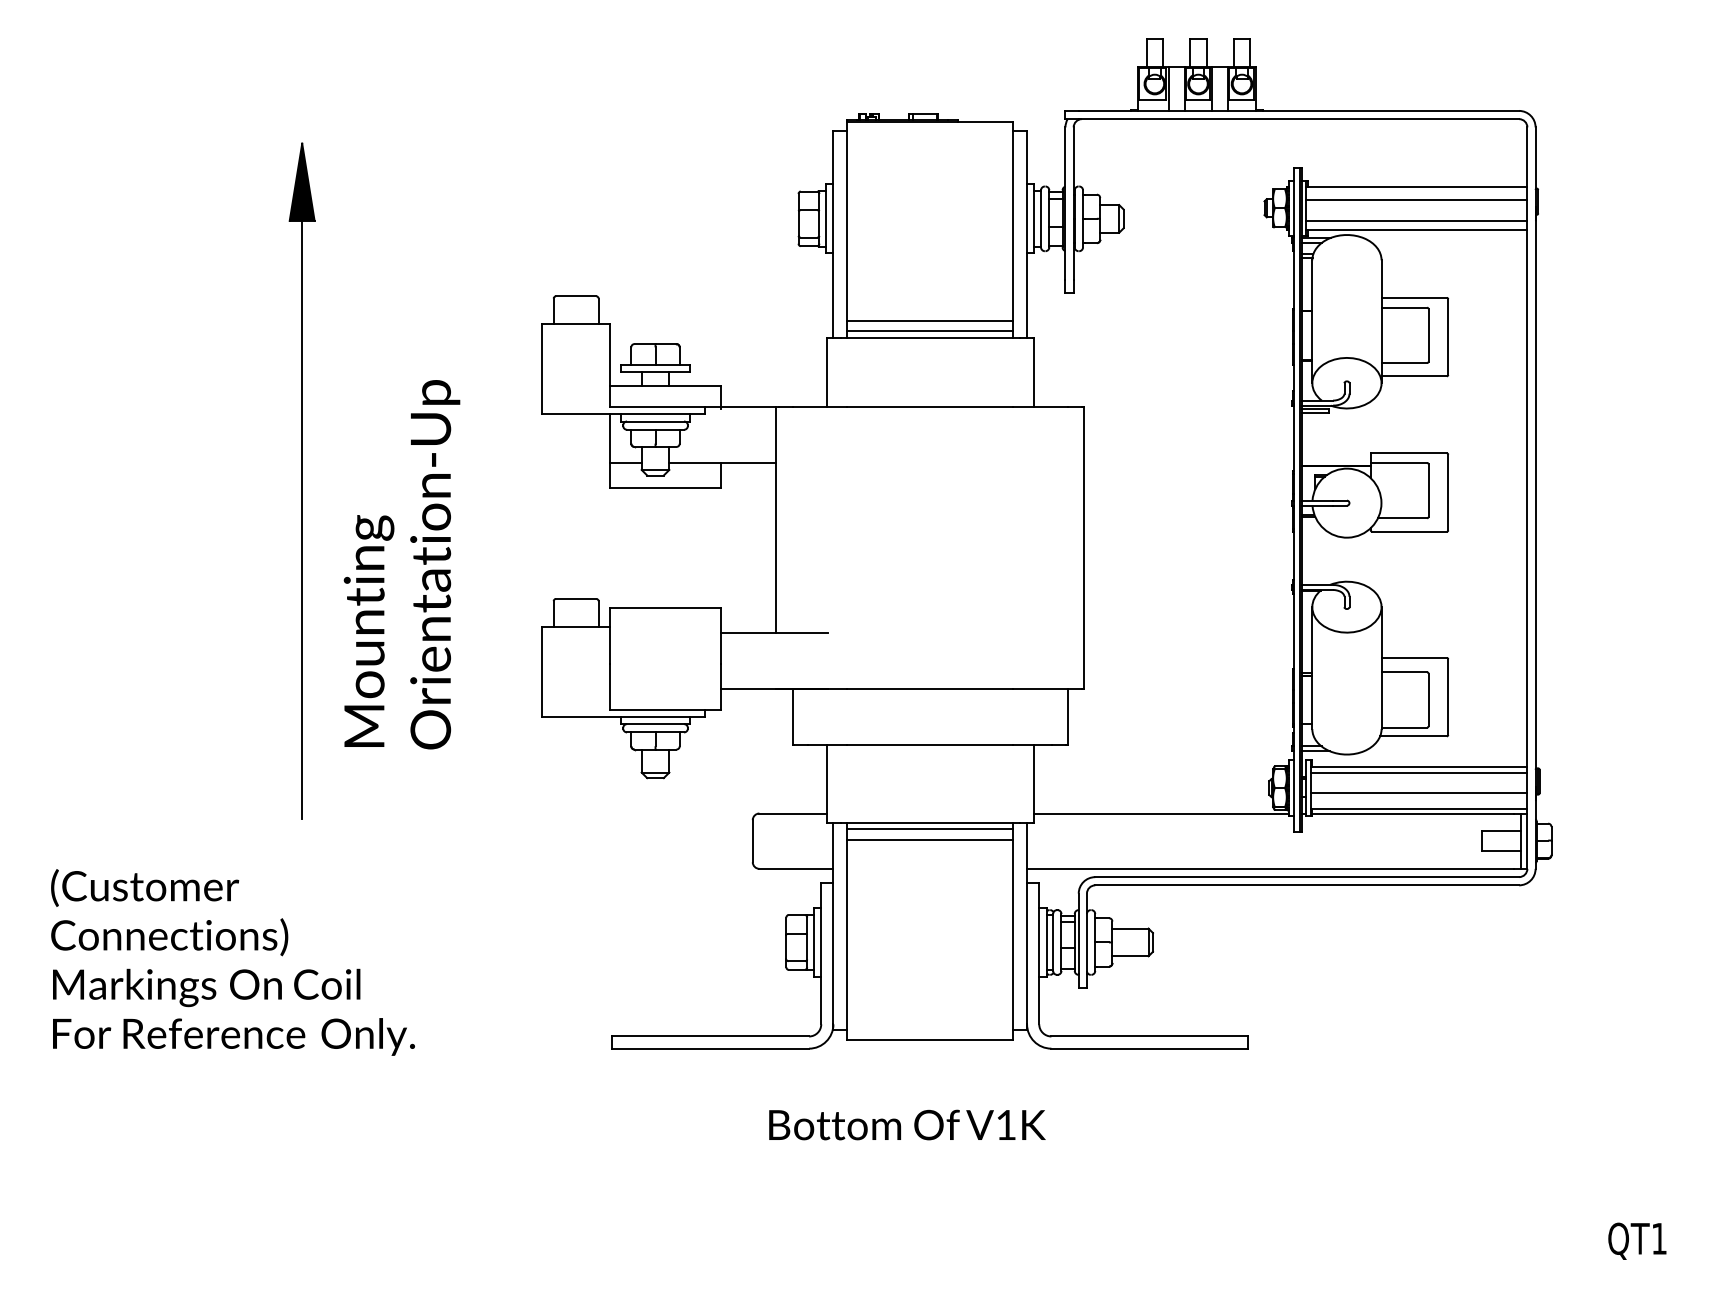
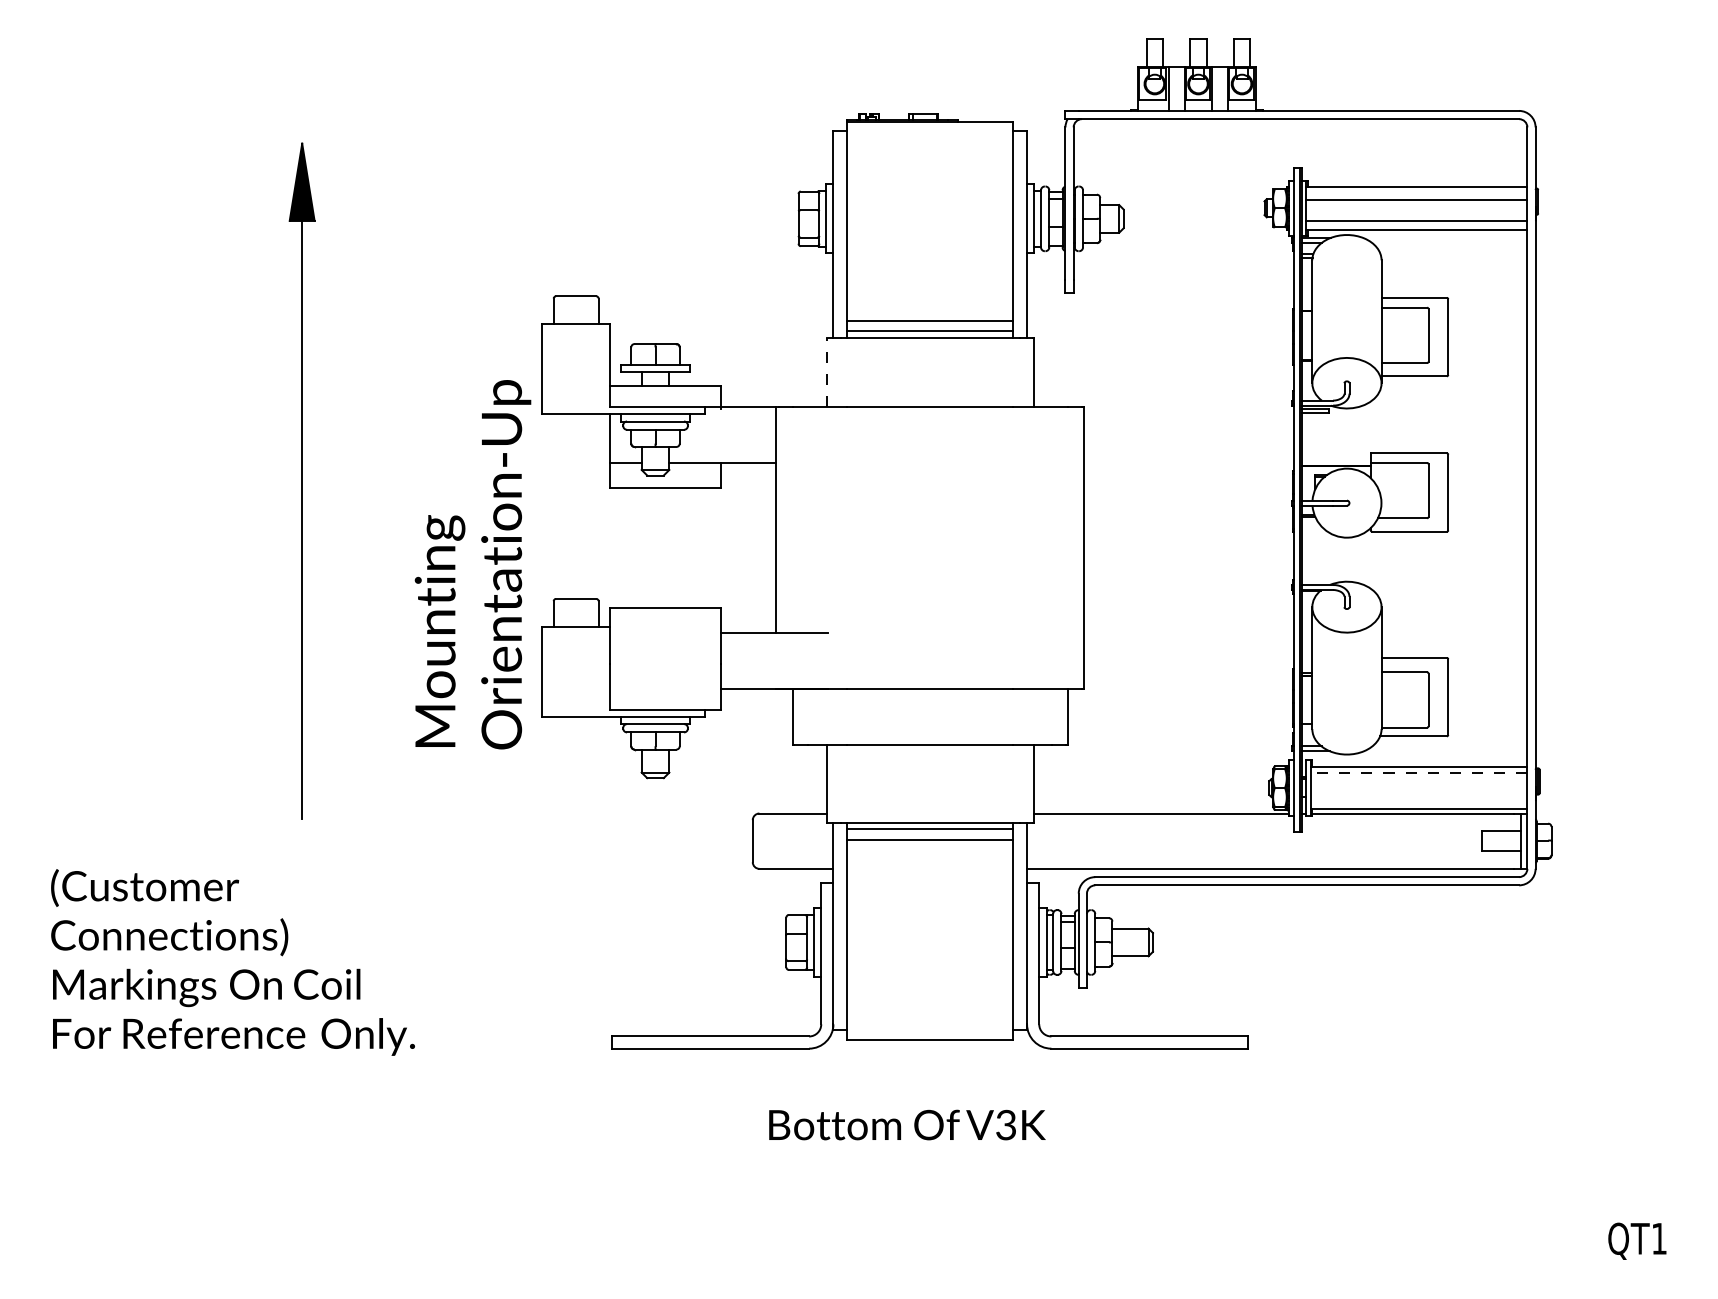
line: solid -> dashed (826, 372)
text position: (401, 564) -> (472, 564) (472, 564)
line: solid -> dashed (1418, 772)
line: present -> none (1418, 793)
text: V1K -> V3K (1005, 1124)
